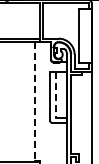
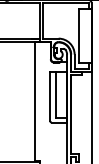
line: dashed -> solid (56, 95)
line: dashed -> solid (35, 101)
